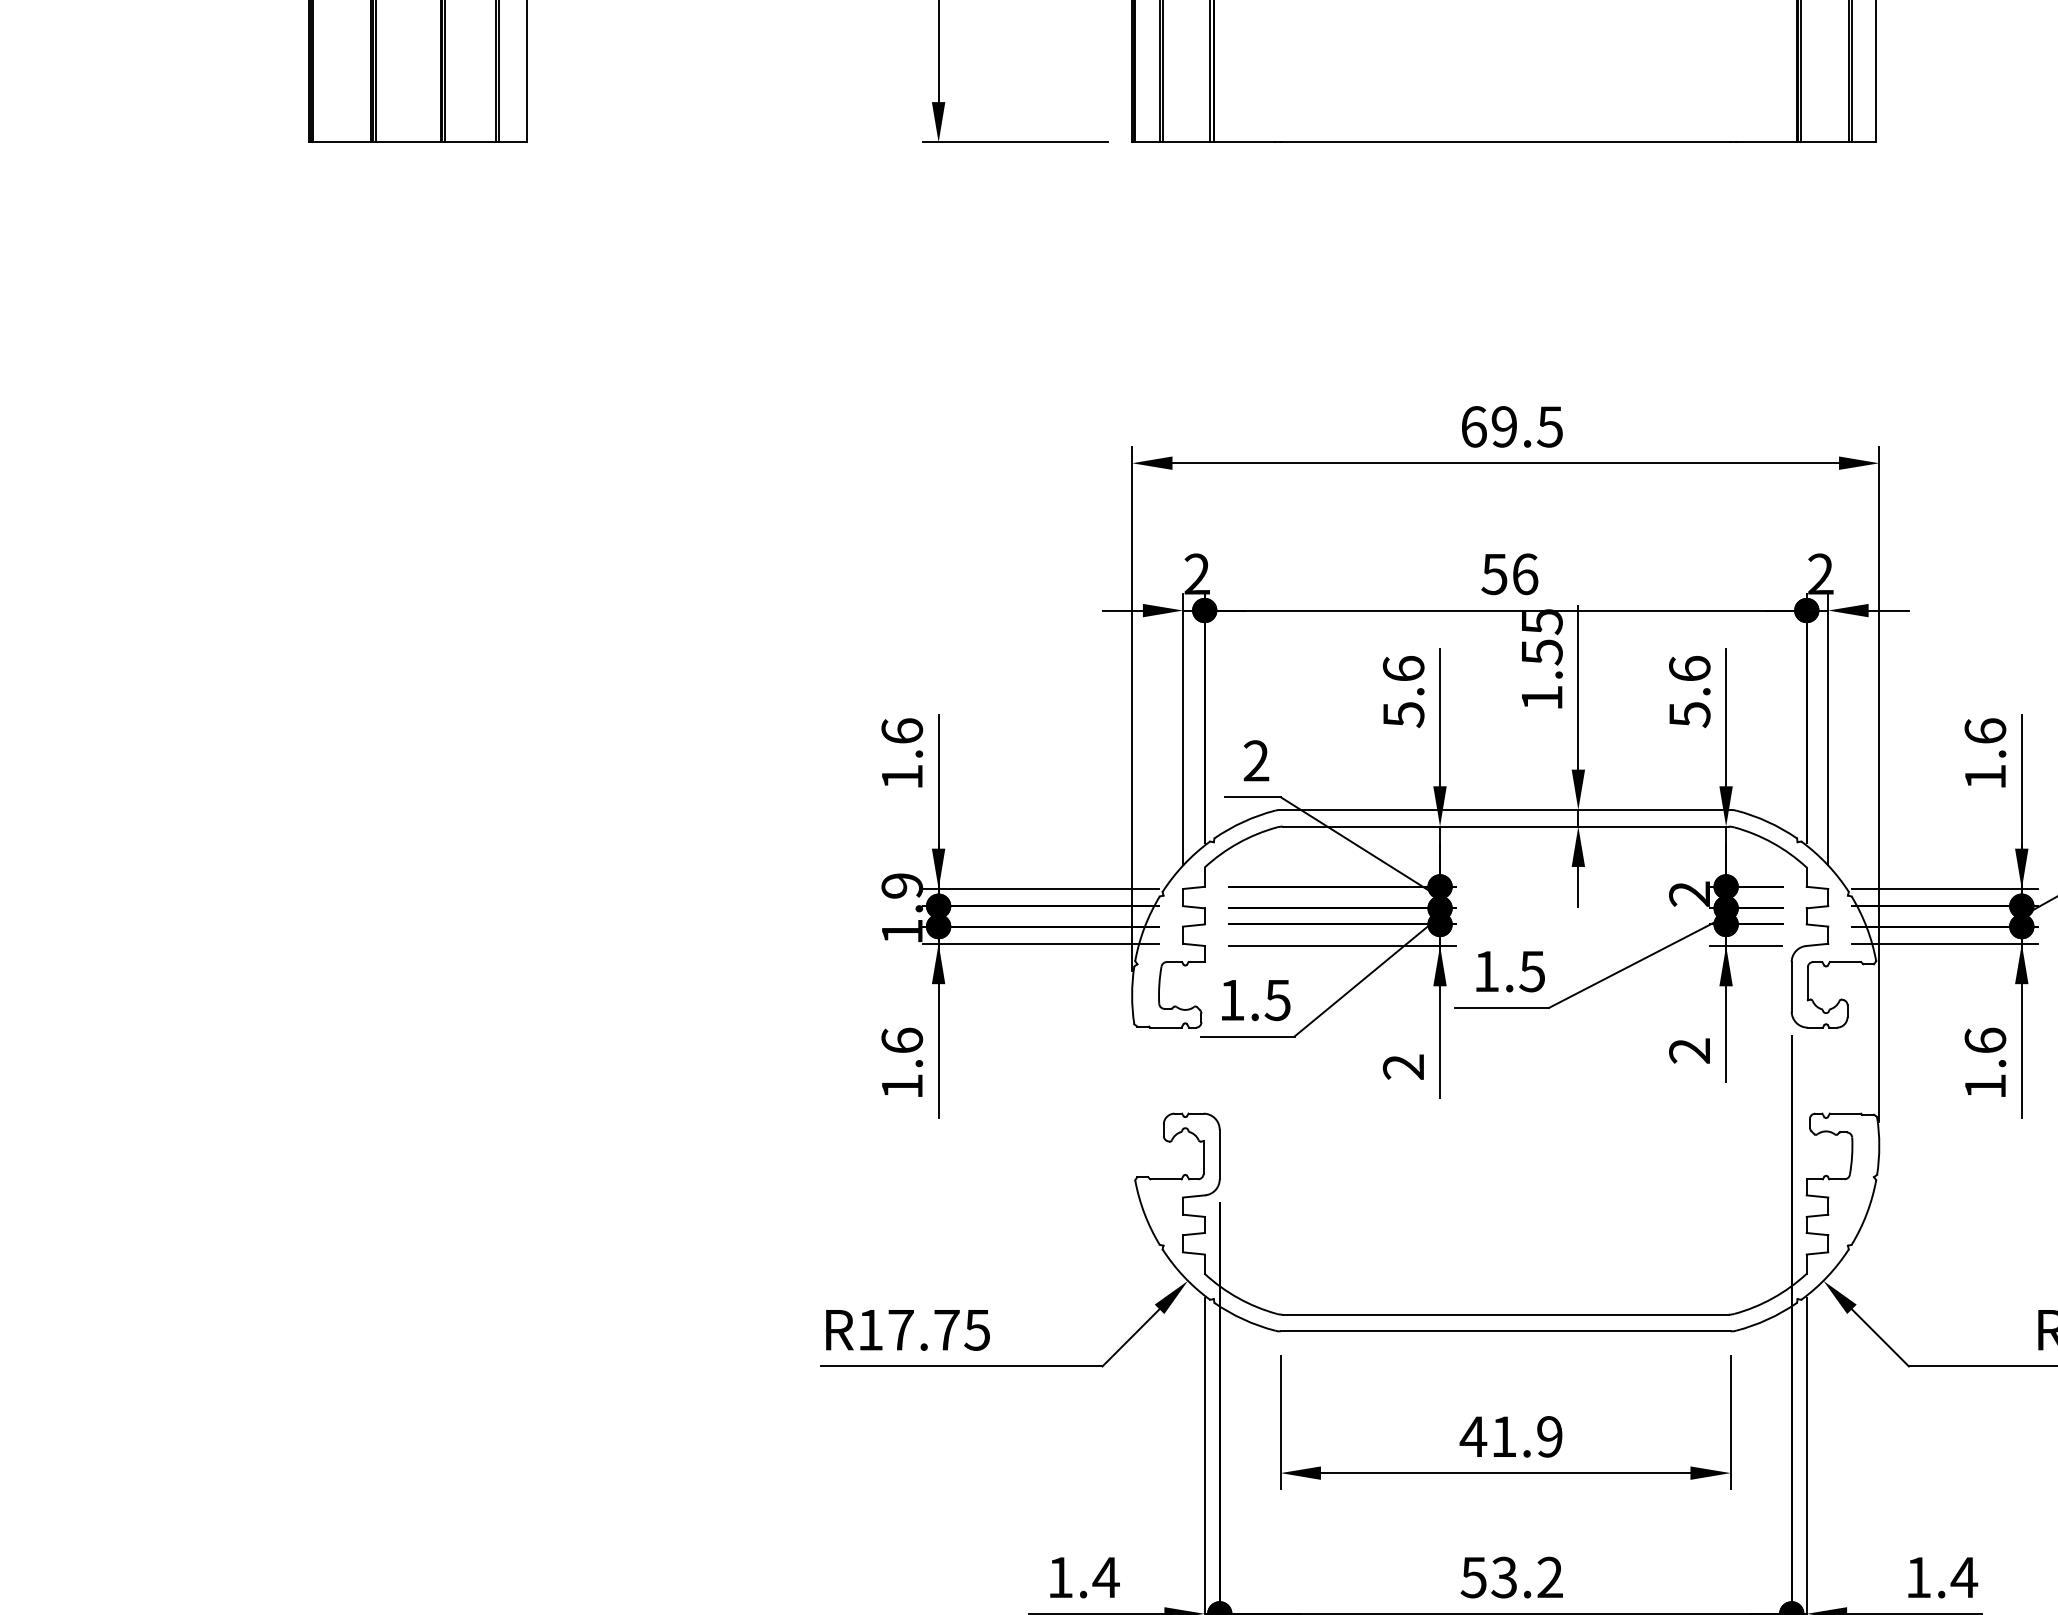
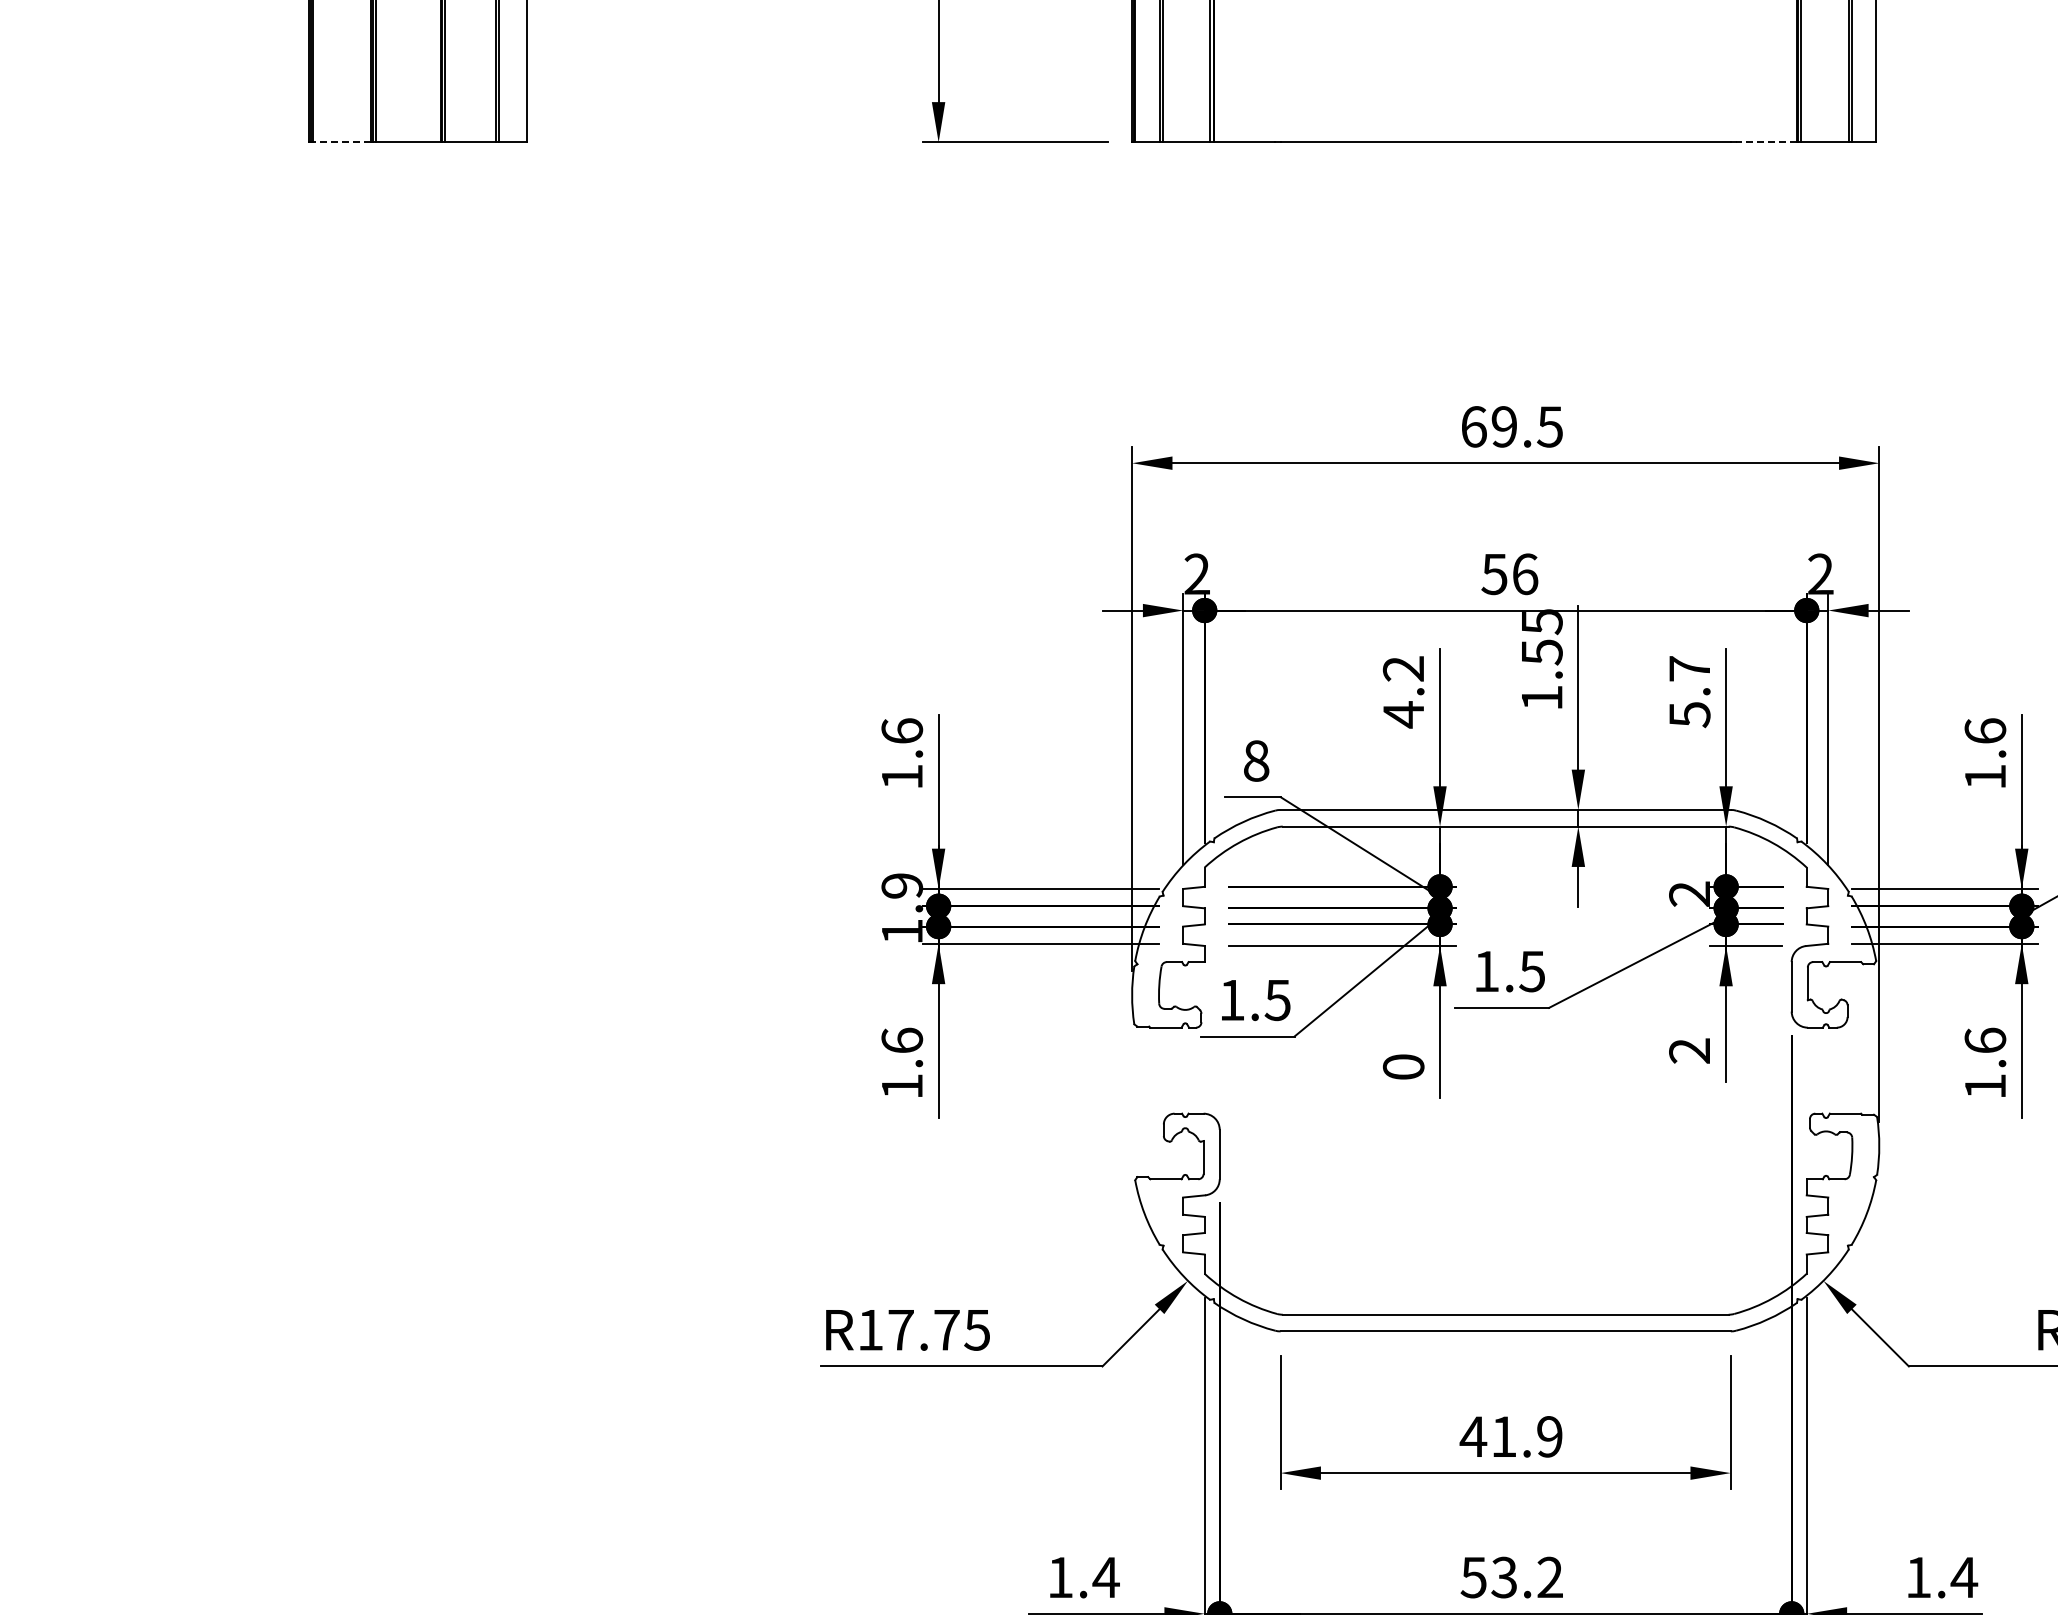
line: solid -> dashed (341, 142)
line: solid -> dashed (1766, 142)
text: 5.6 -> 5.7 (1689, 668)
text: 5.6 -> 4.2 (1403, 692)
text: 2 -> 8 (1256, 760)
text: 2 -> 0 (1403, 1066)
